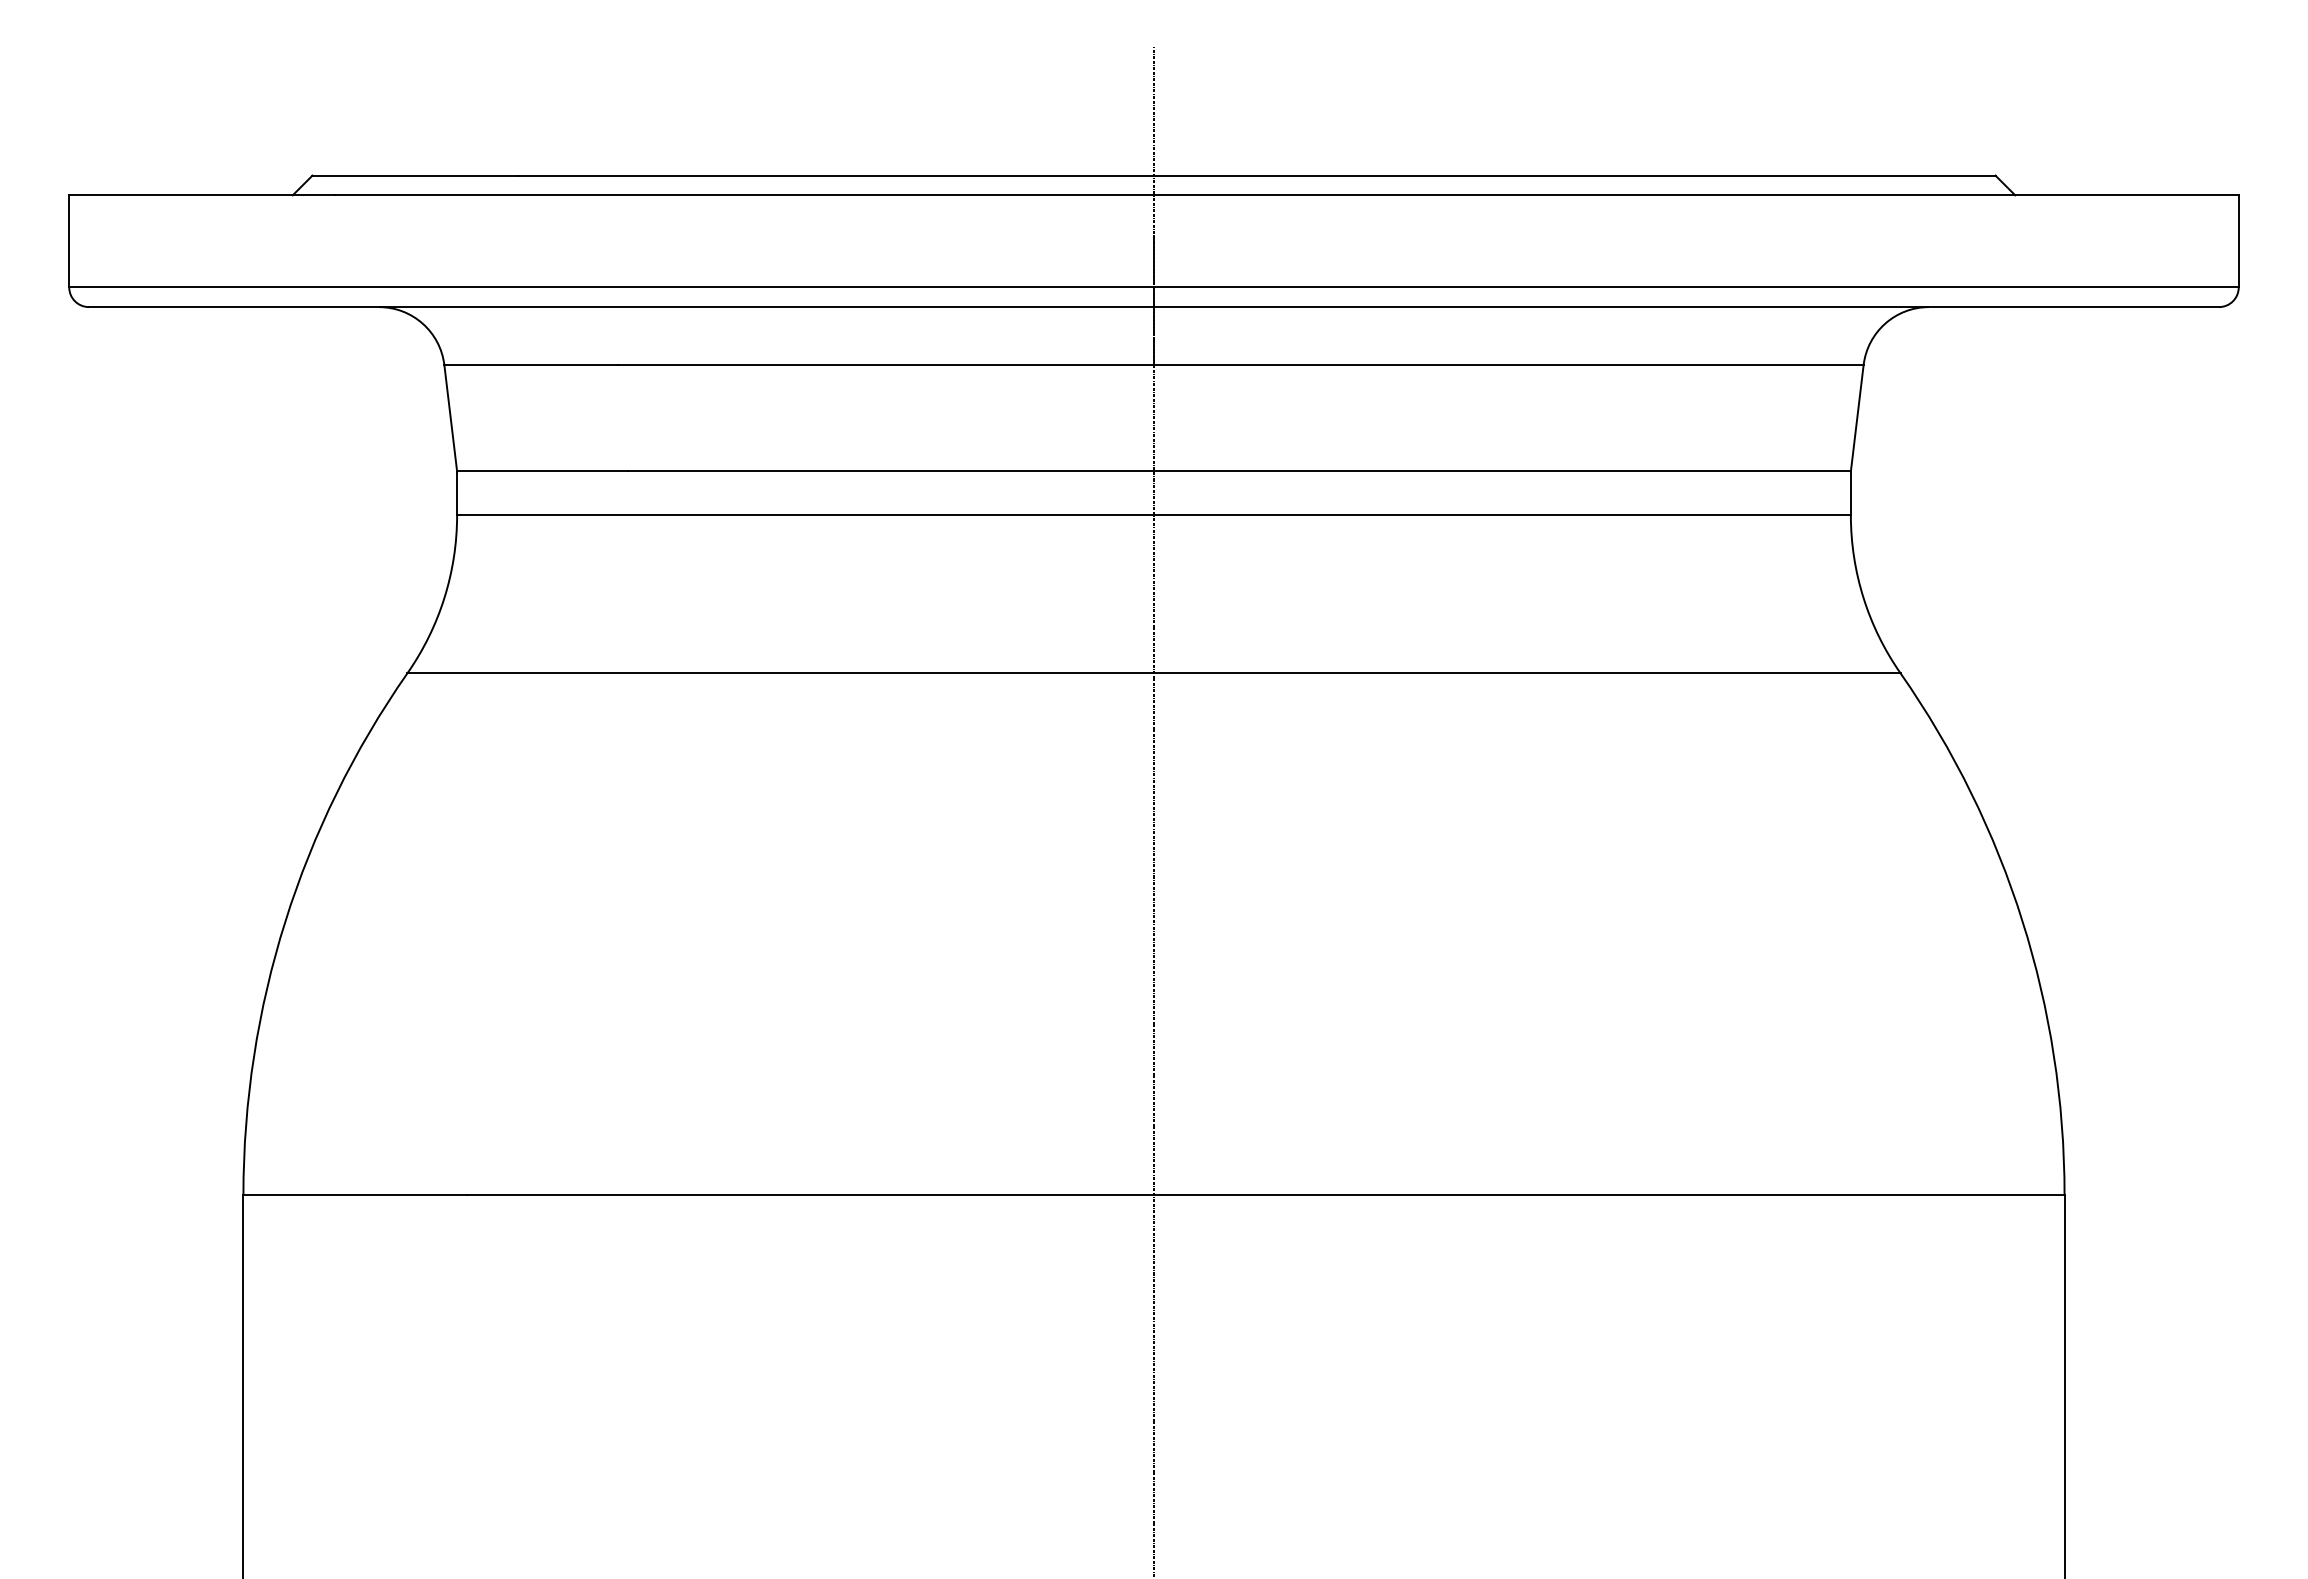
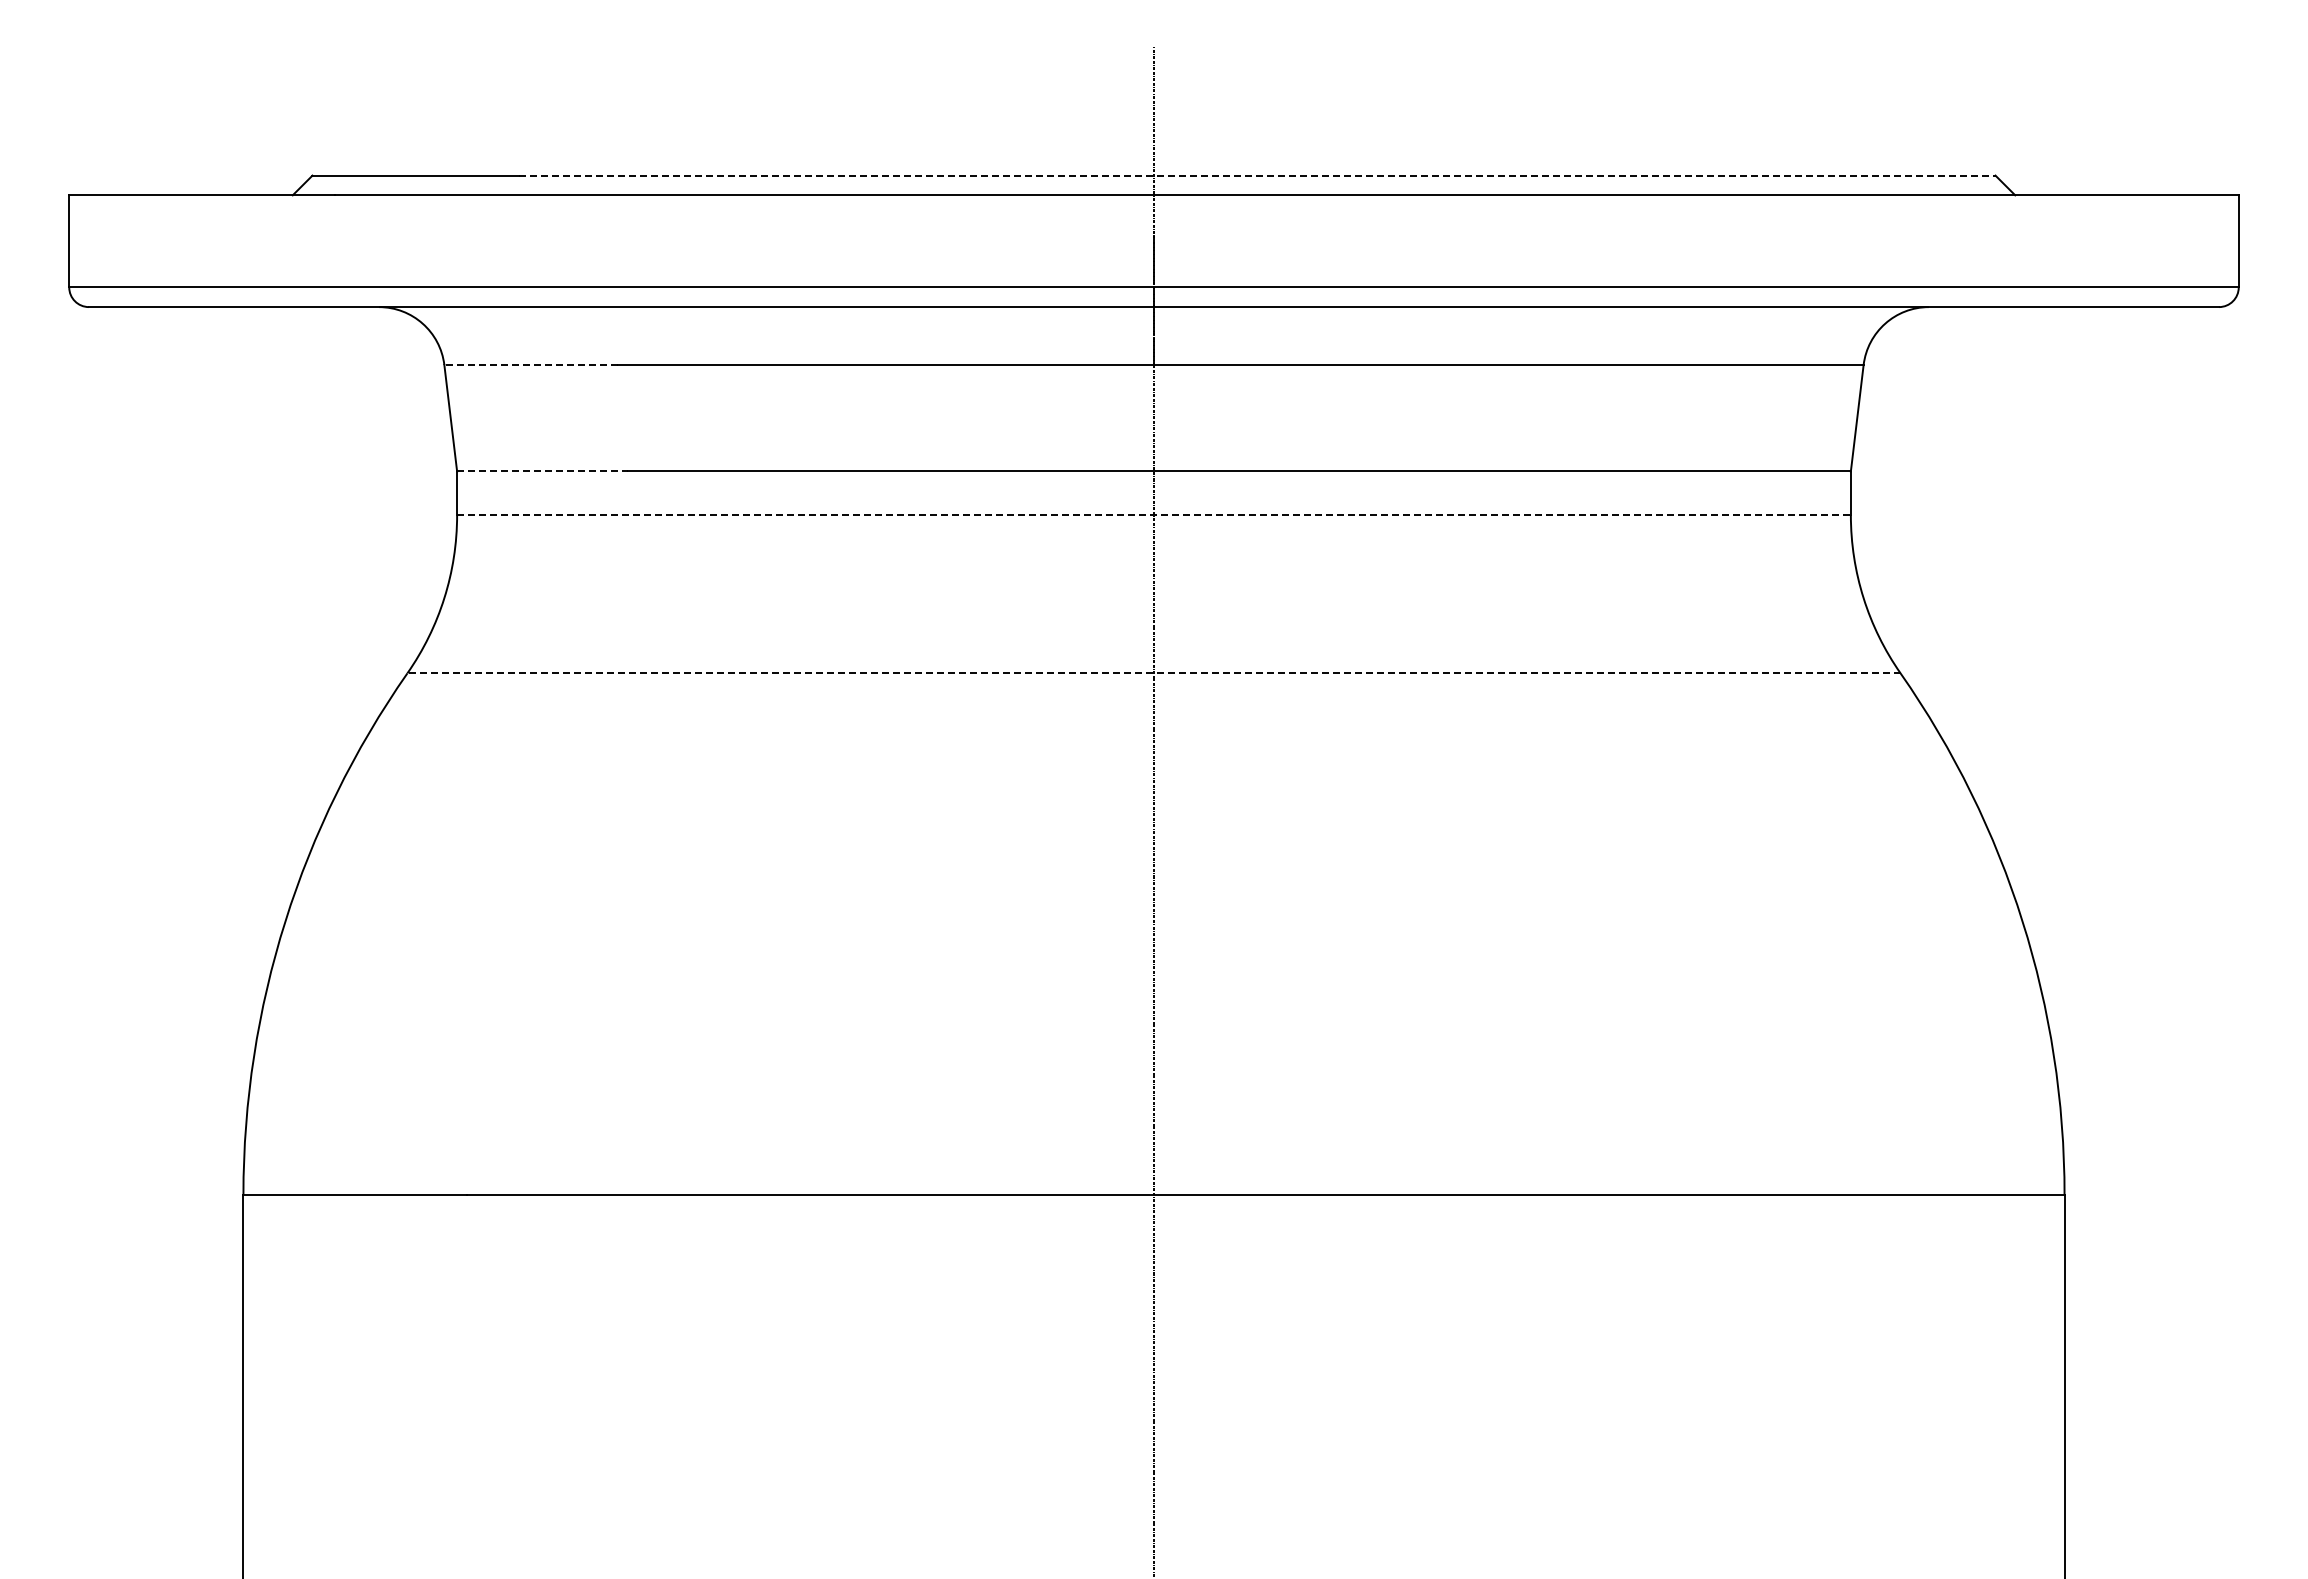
line: solid -> dashed (1257, 175)
line: solid -> dashed (530, 365)
line: solid -> dashed (543, 471)
line: solid -> dashed (1154, 515)
line: solid -> dashed (1154, 673)
